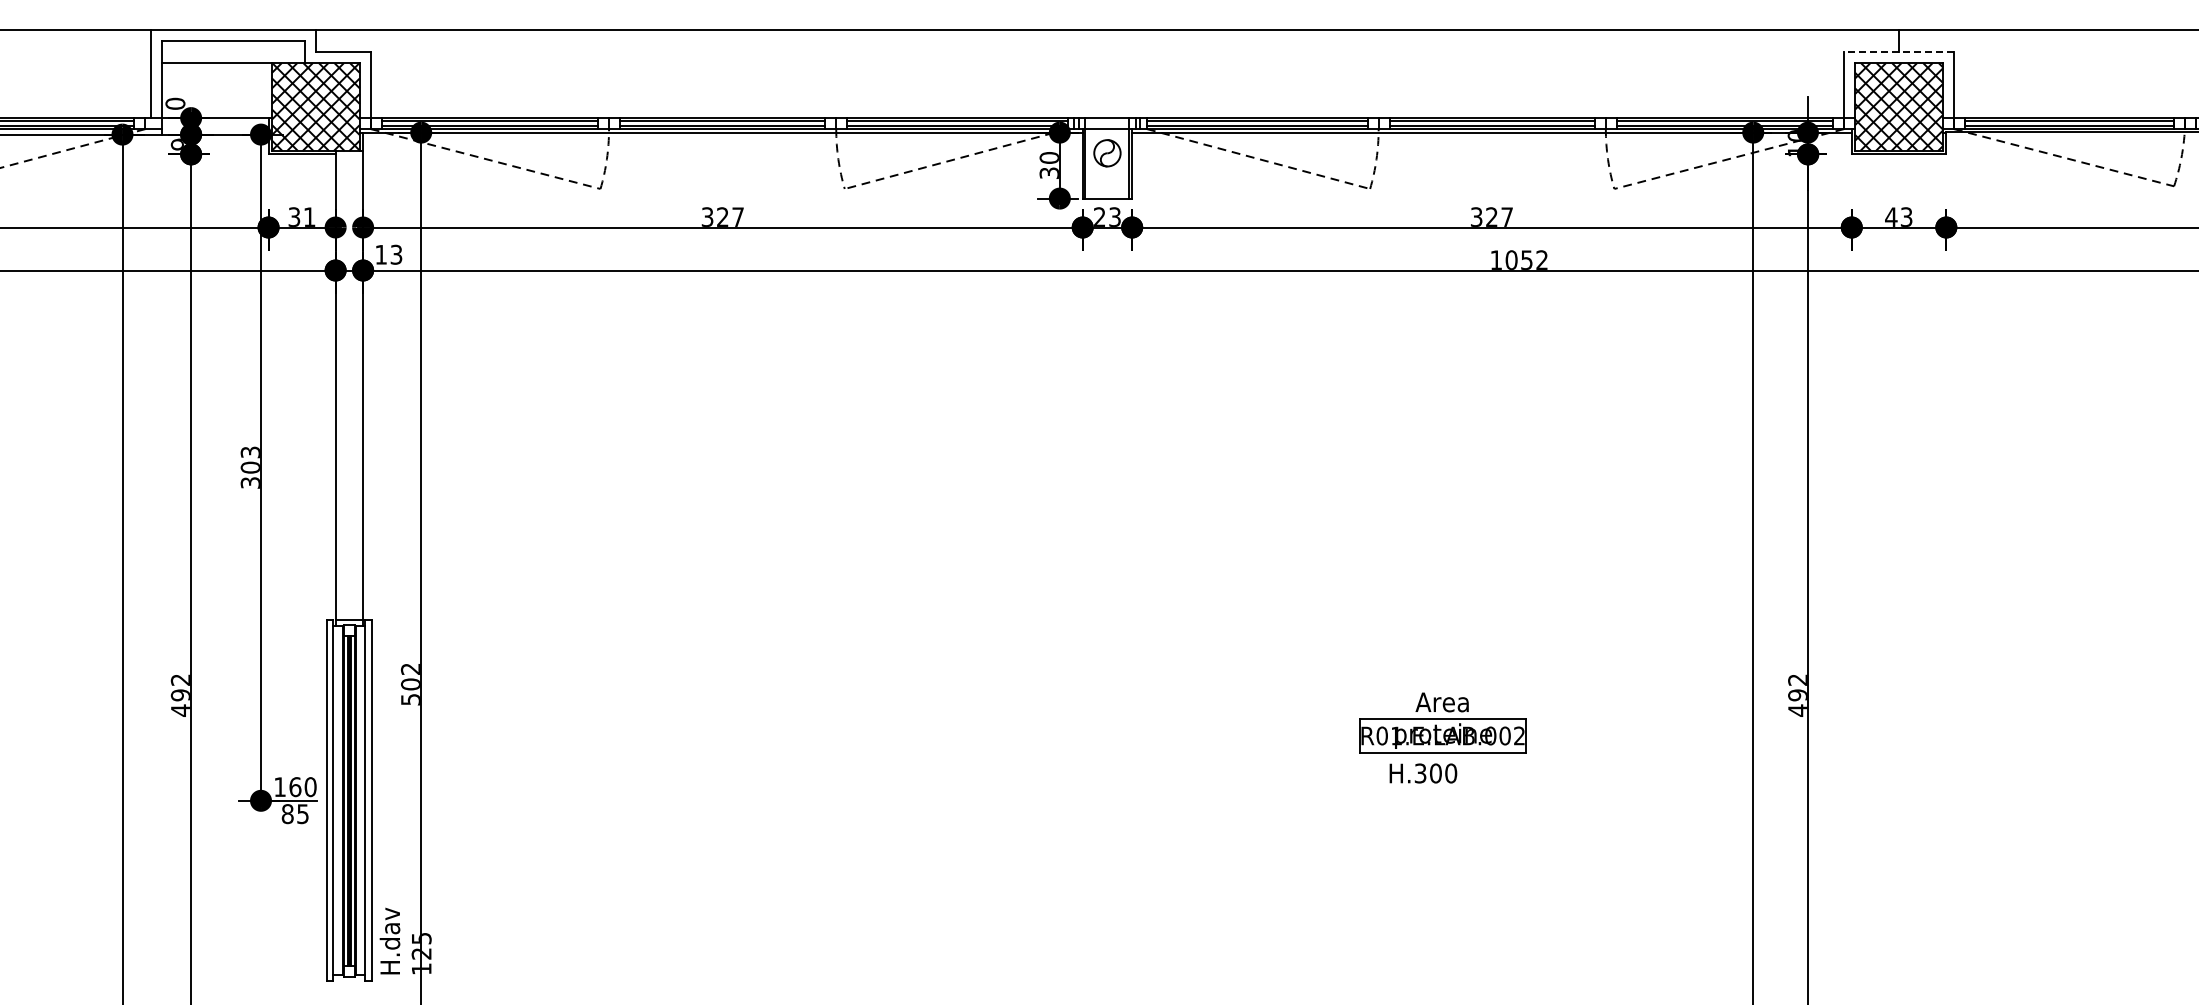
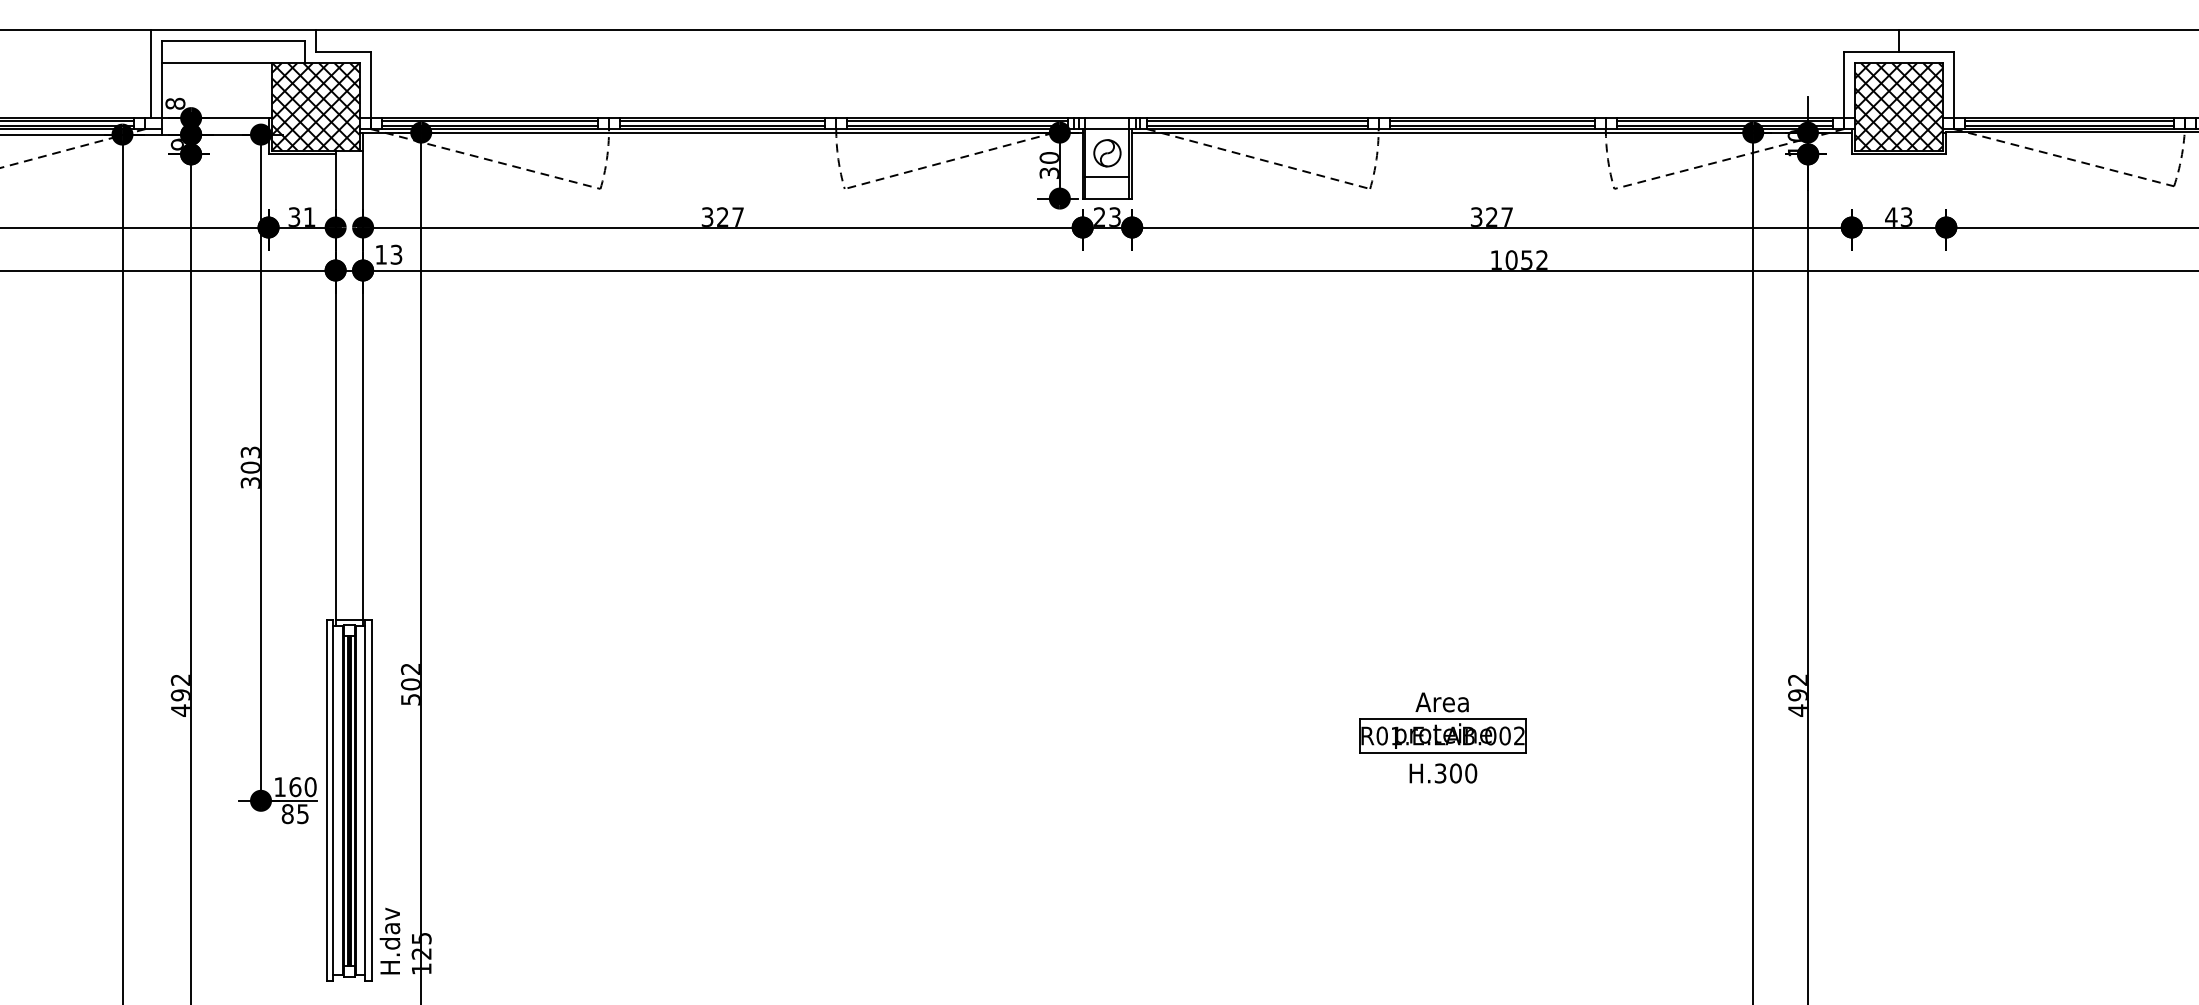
line: dashed -> solid (1899, 52)
text: 0 -> 8 (175, 103)
line: none -> present (1107, 176)
text position: (1423, 773) -> (1443, 773) (1443, 773)
